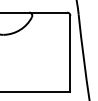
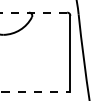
line: solid -> dashed (33, 12)
line: solid -> dashed (35, 92)
